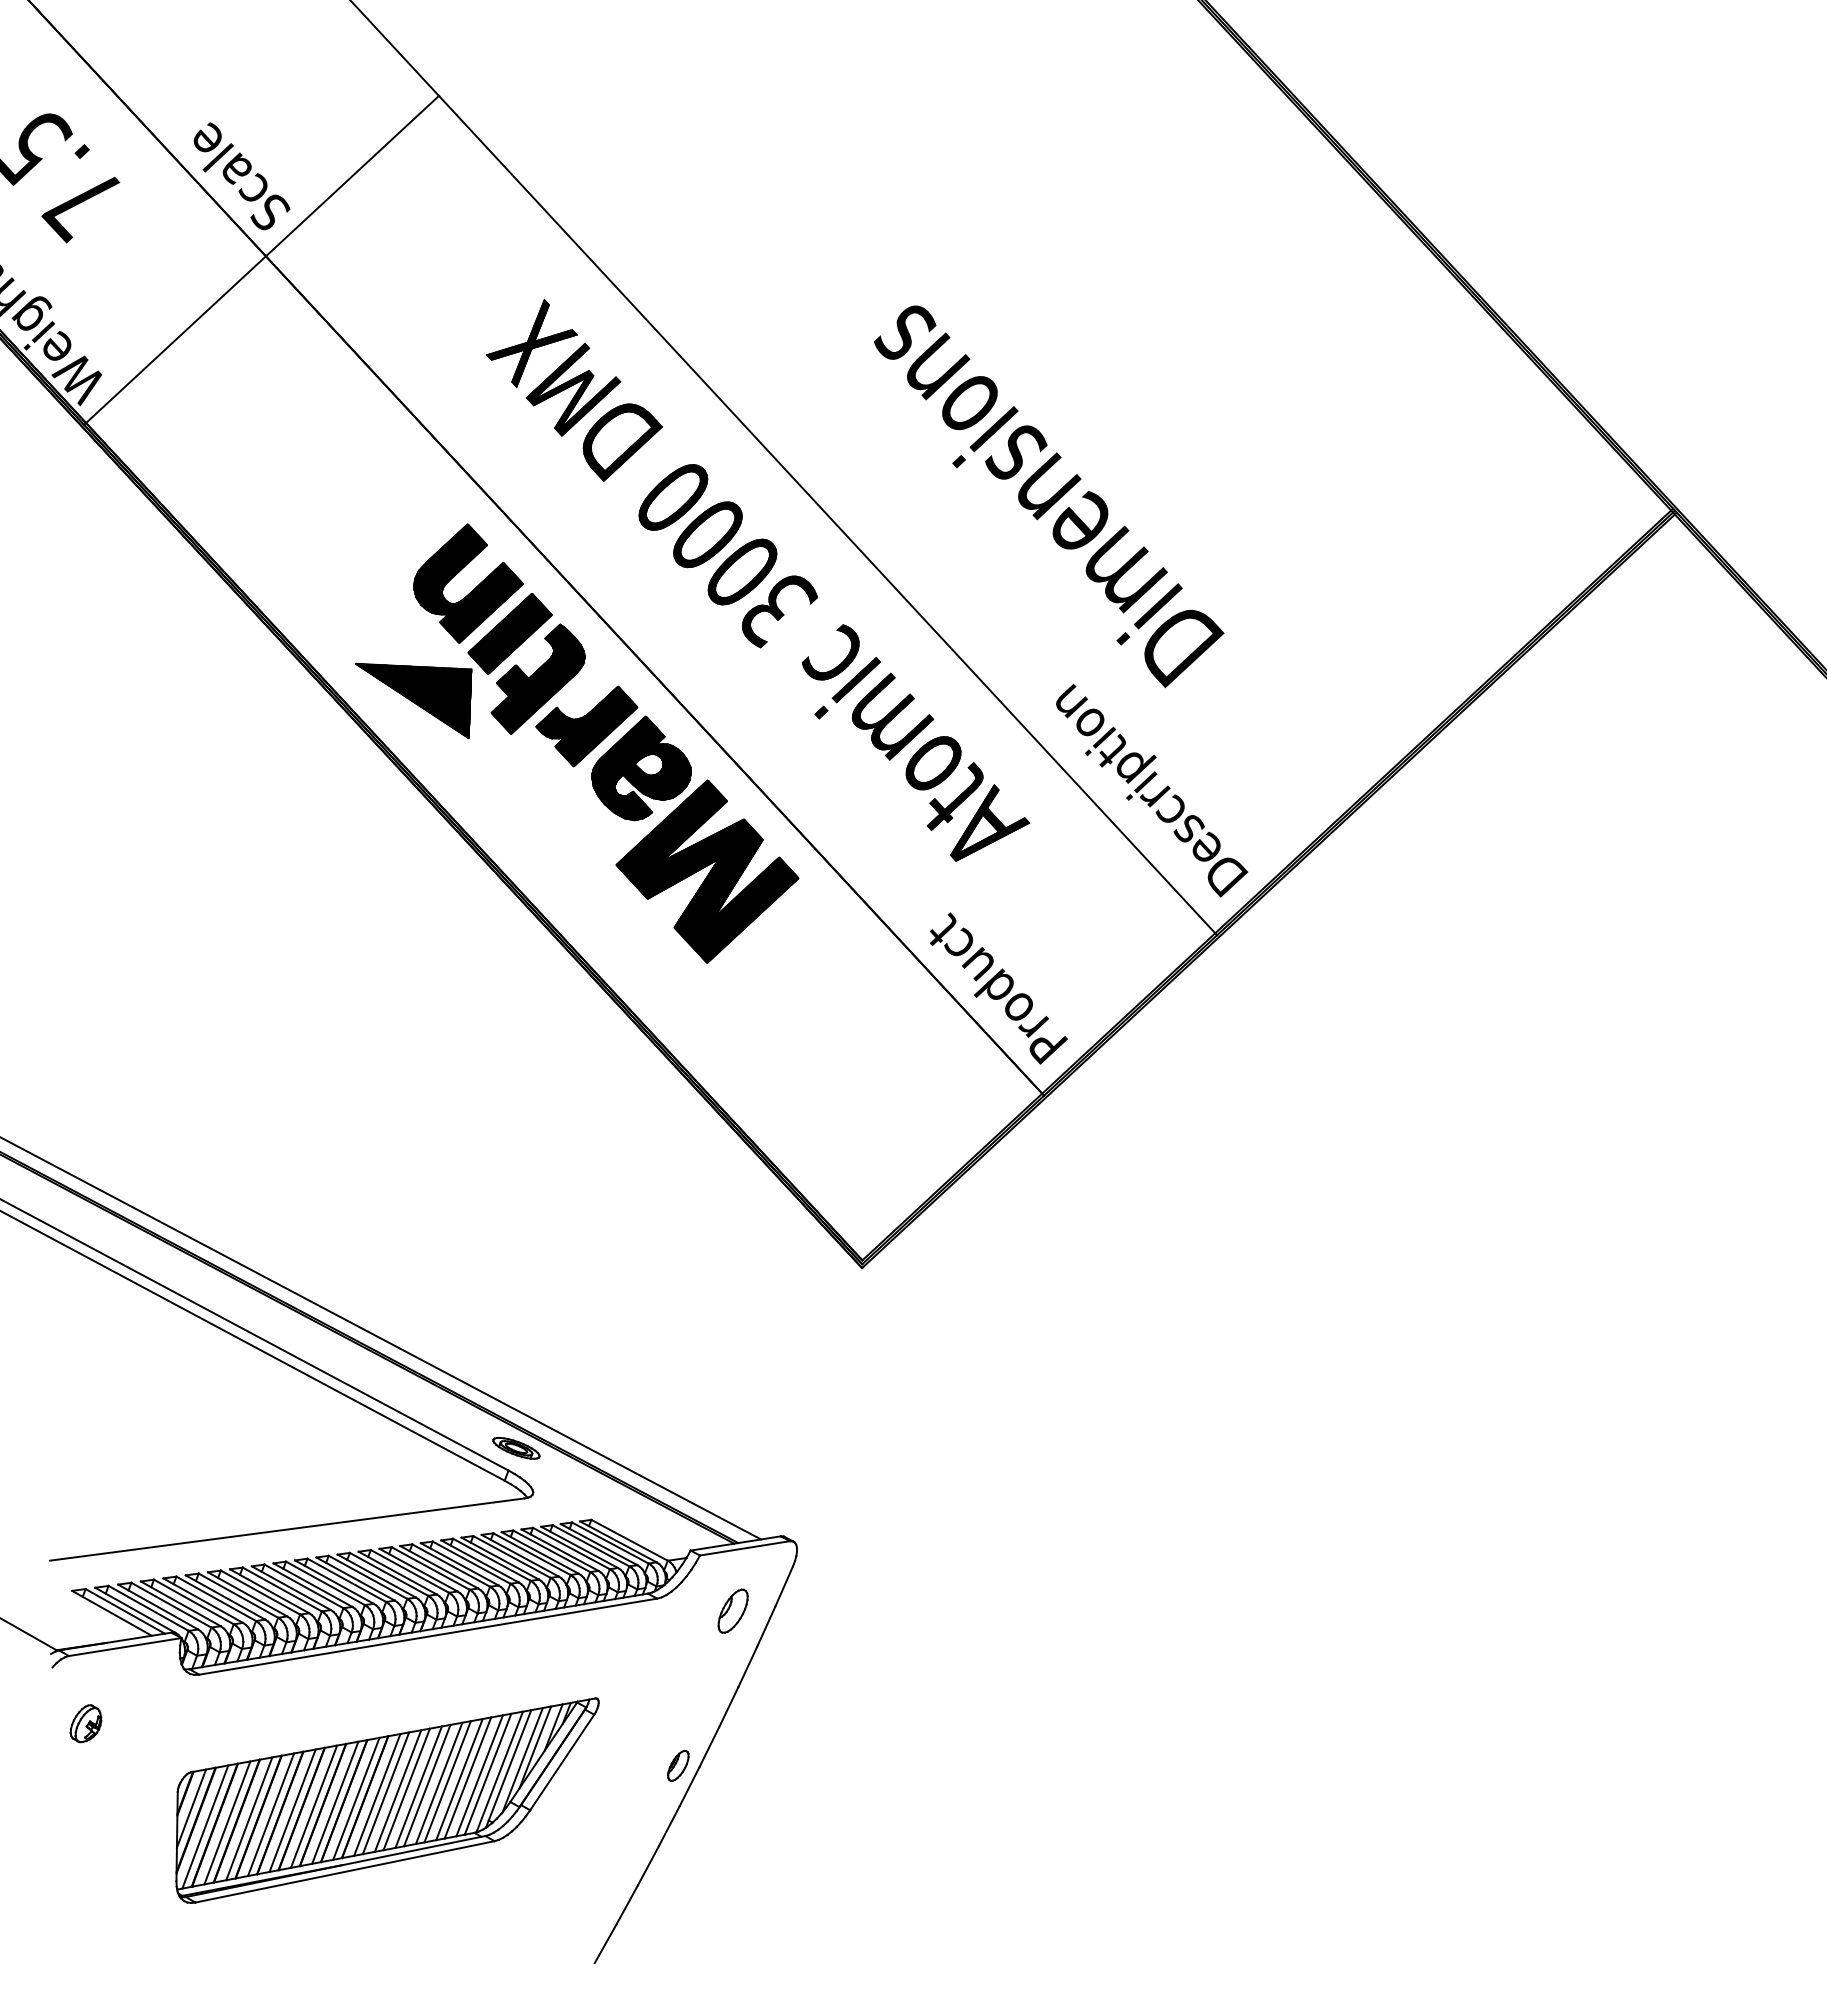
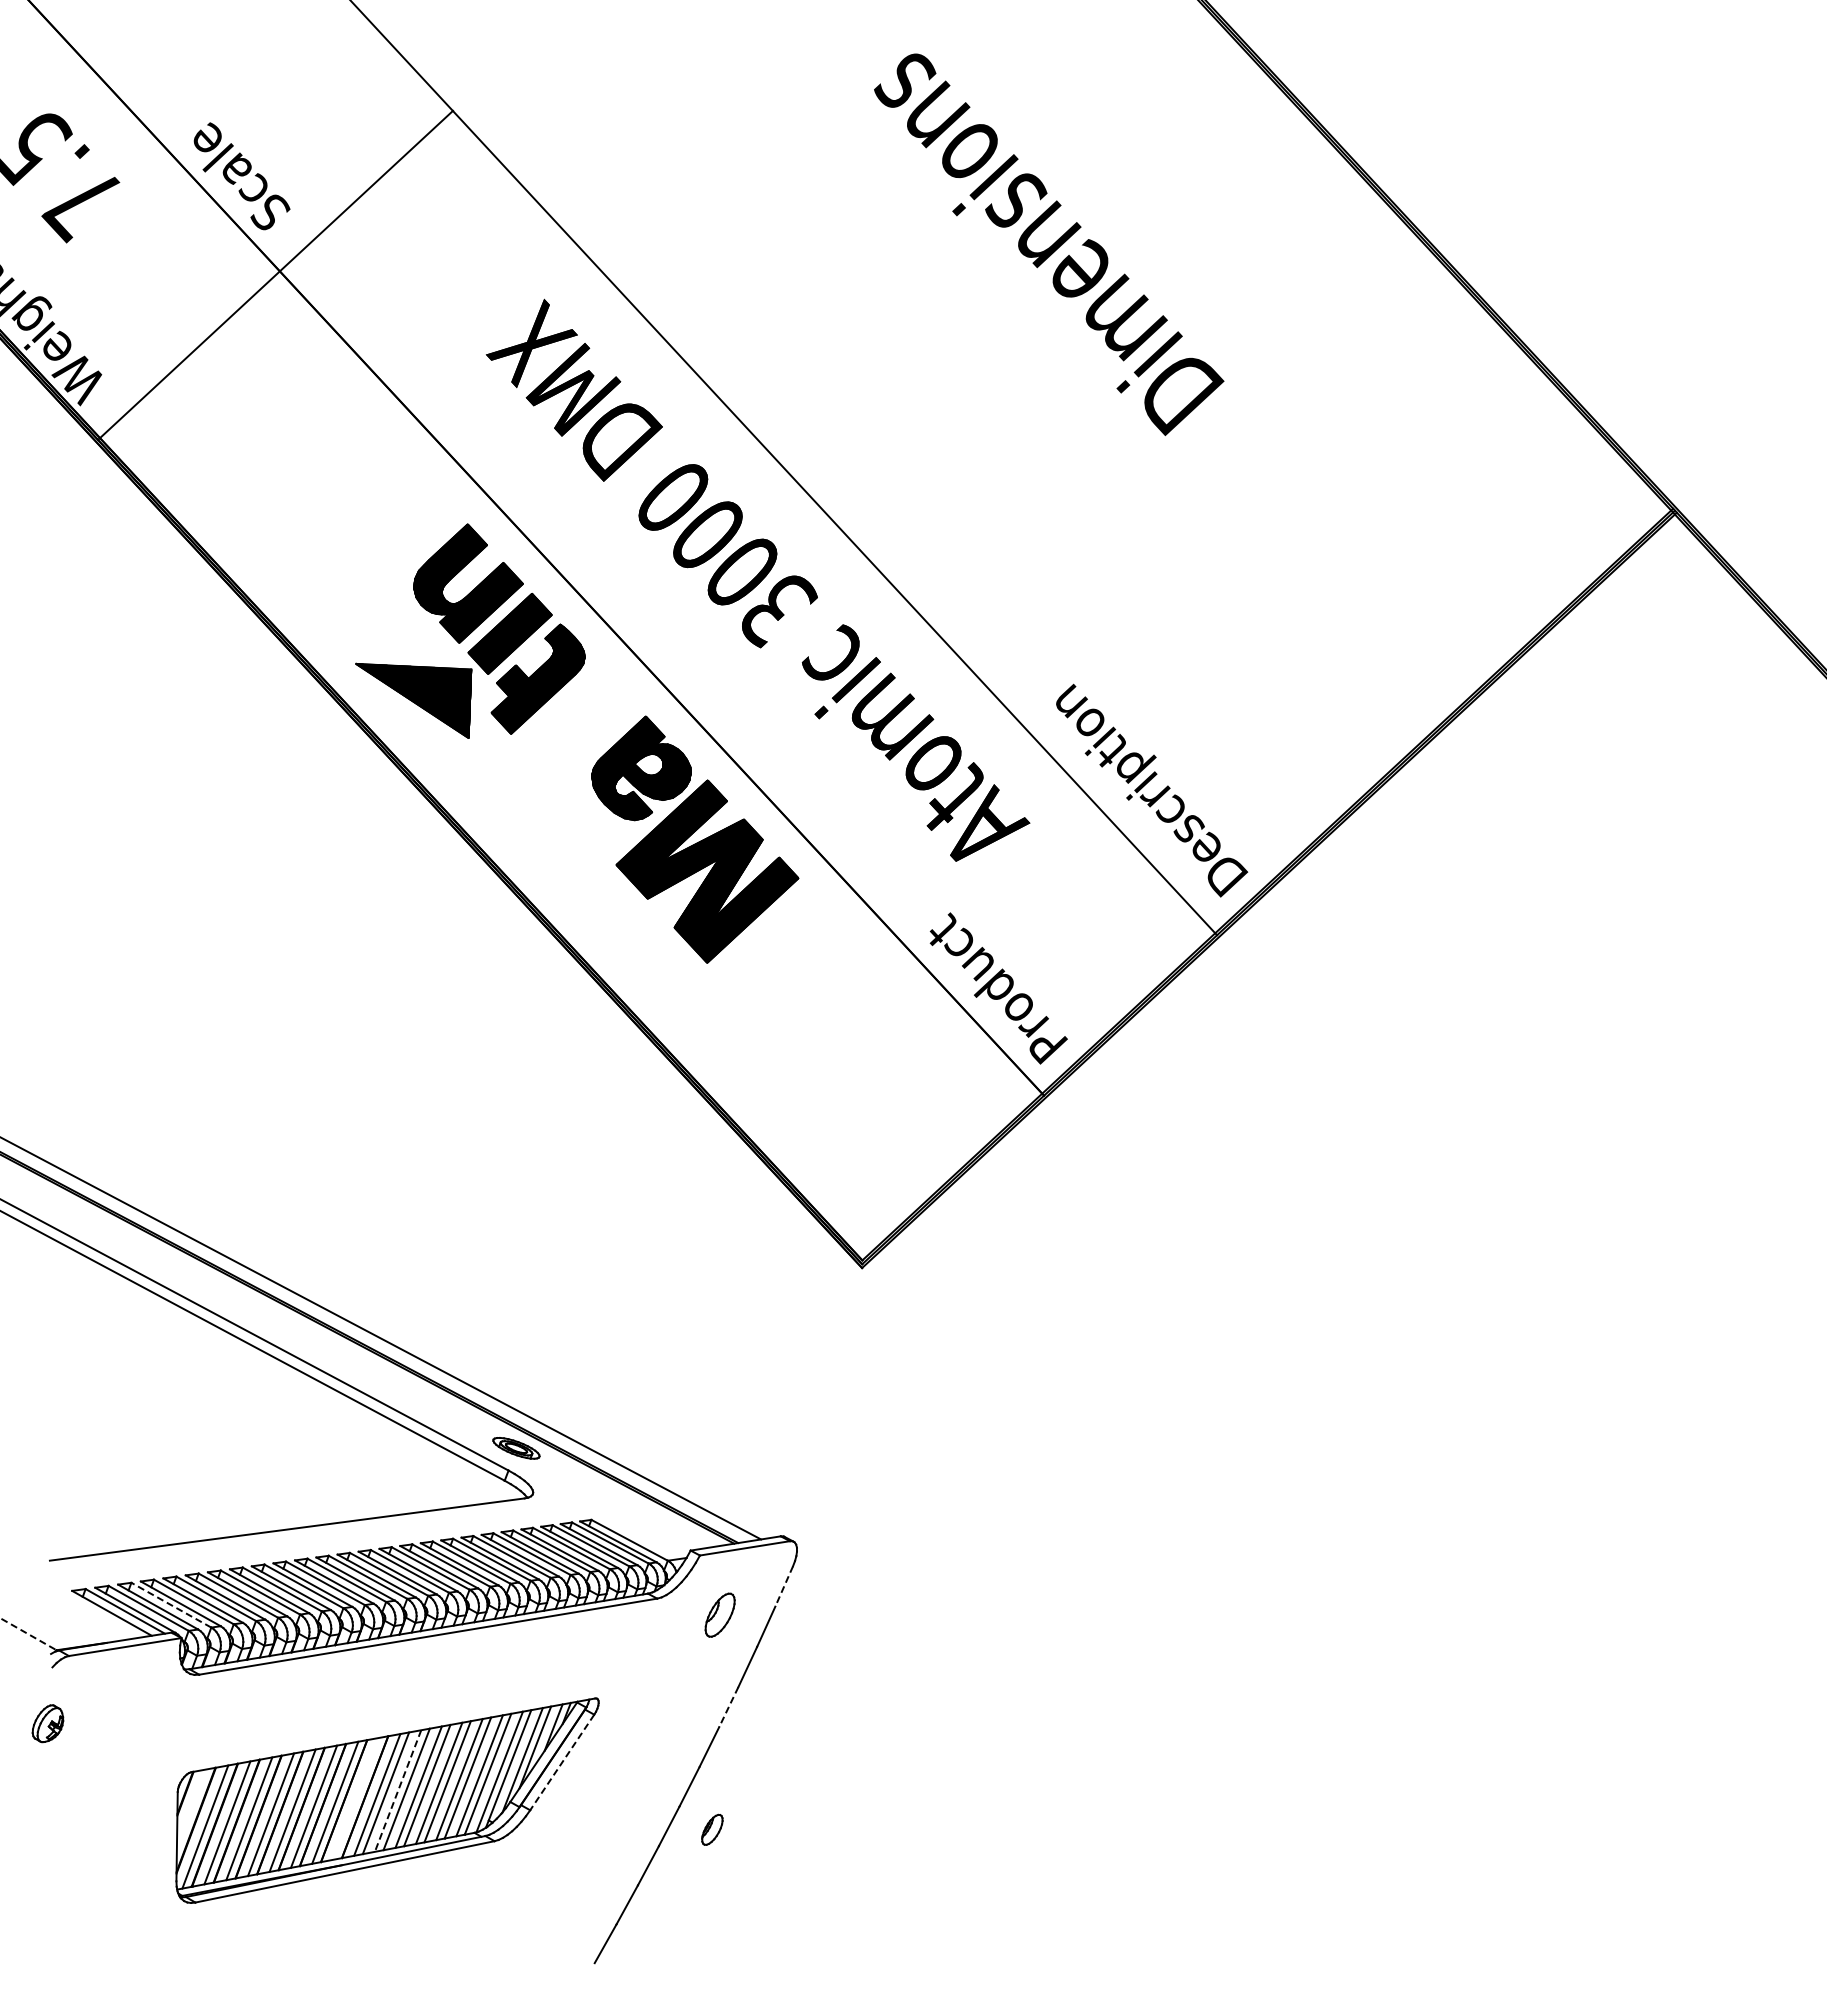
line position: (261, 259) -> (275, 274) (275, 274)
text position: (1049, 496) -> (1049, 244) (1049, 244)
part: present -> none (586, 726)
line: solid -> dashed (784, 1586)
line: solid -> dashed (171, 1605)
part position: (732, 1610) -> (719, 1614) (719, 1614)
line: solid -> dashed (28, 1634)
line: solid -> dashed (728, 1707)
part position: (85, 1723) -> (47, 1723) (47, 1723)
line: solid -> dashed (562, 1762)
part position: (678, 1765) -> (712, 1829) (712, 1829)
line: solid -> dashed (397, 1791)
line: present -> none (356, 1798)
line: present -> none (191, 1808)
